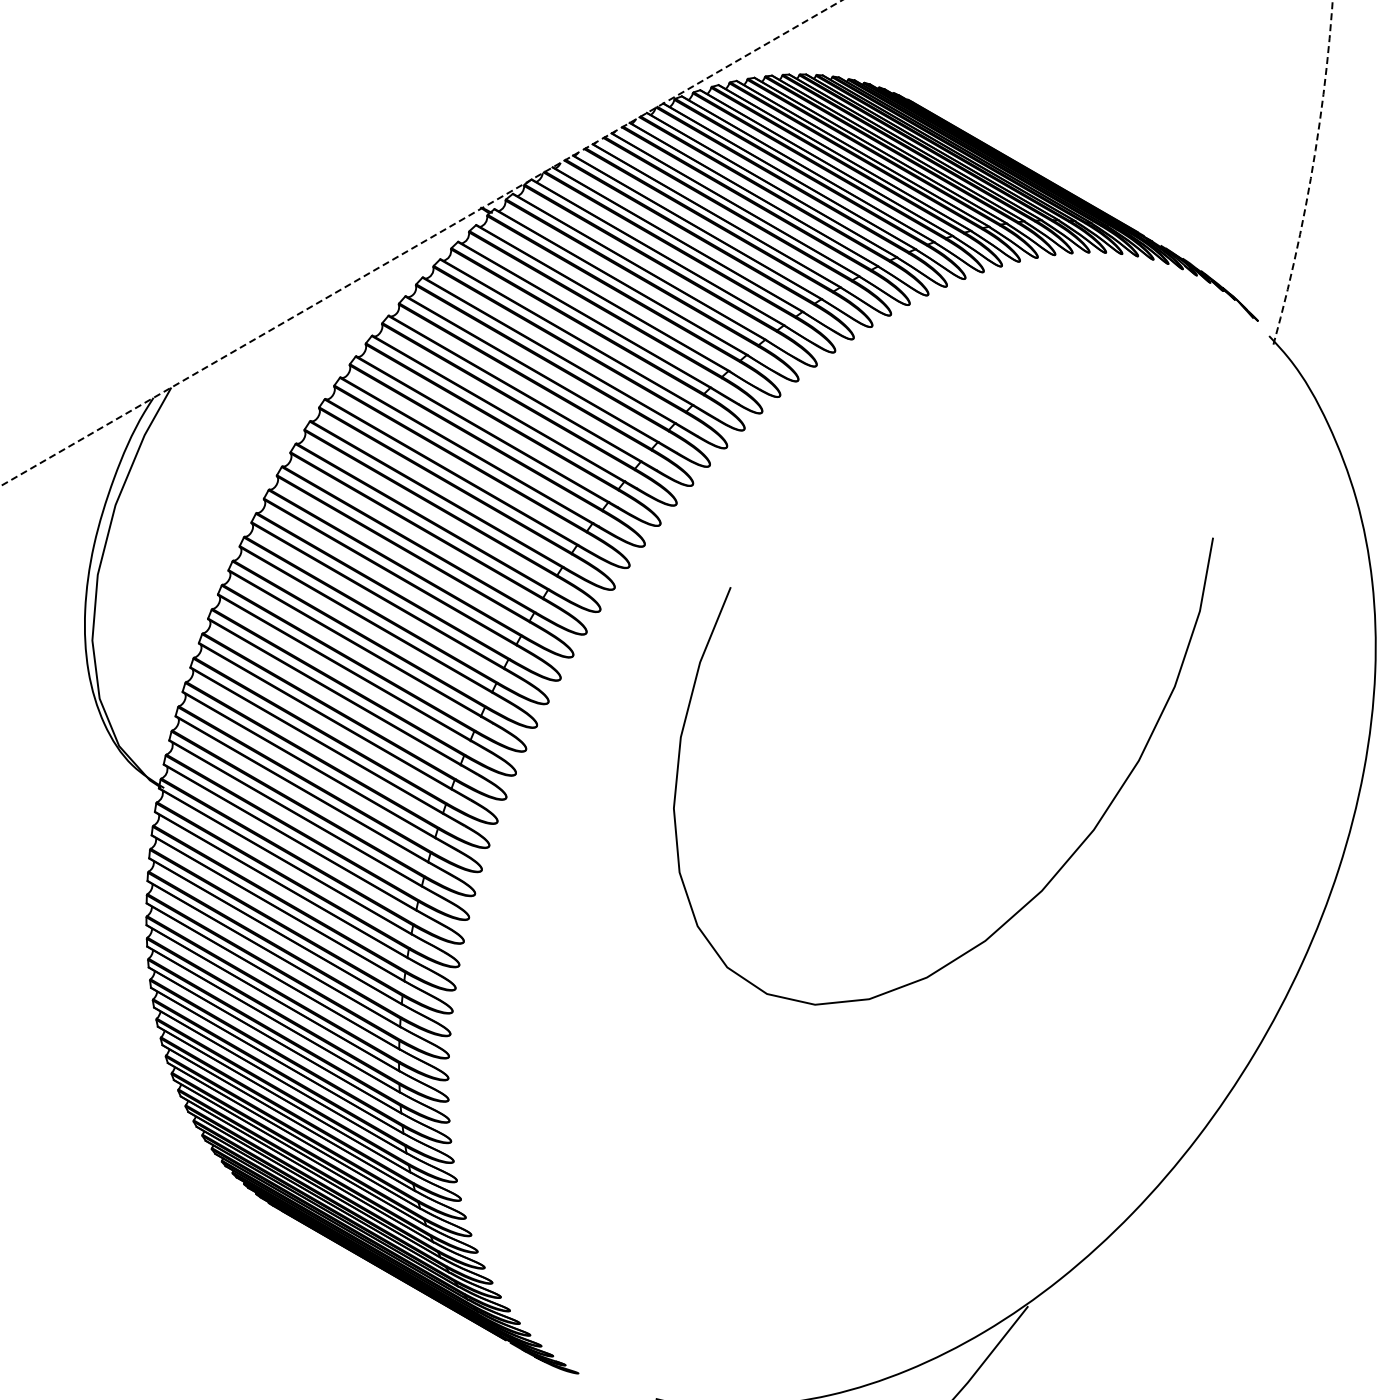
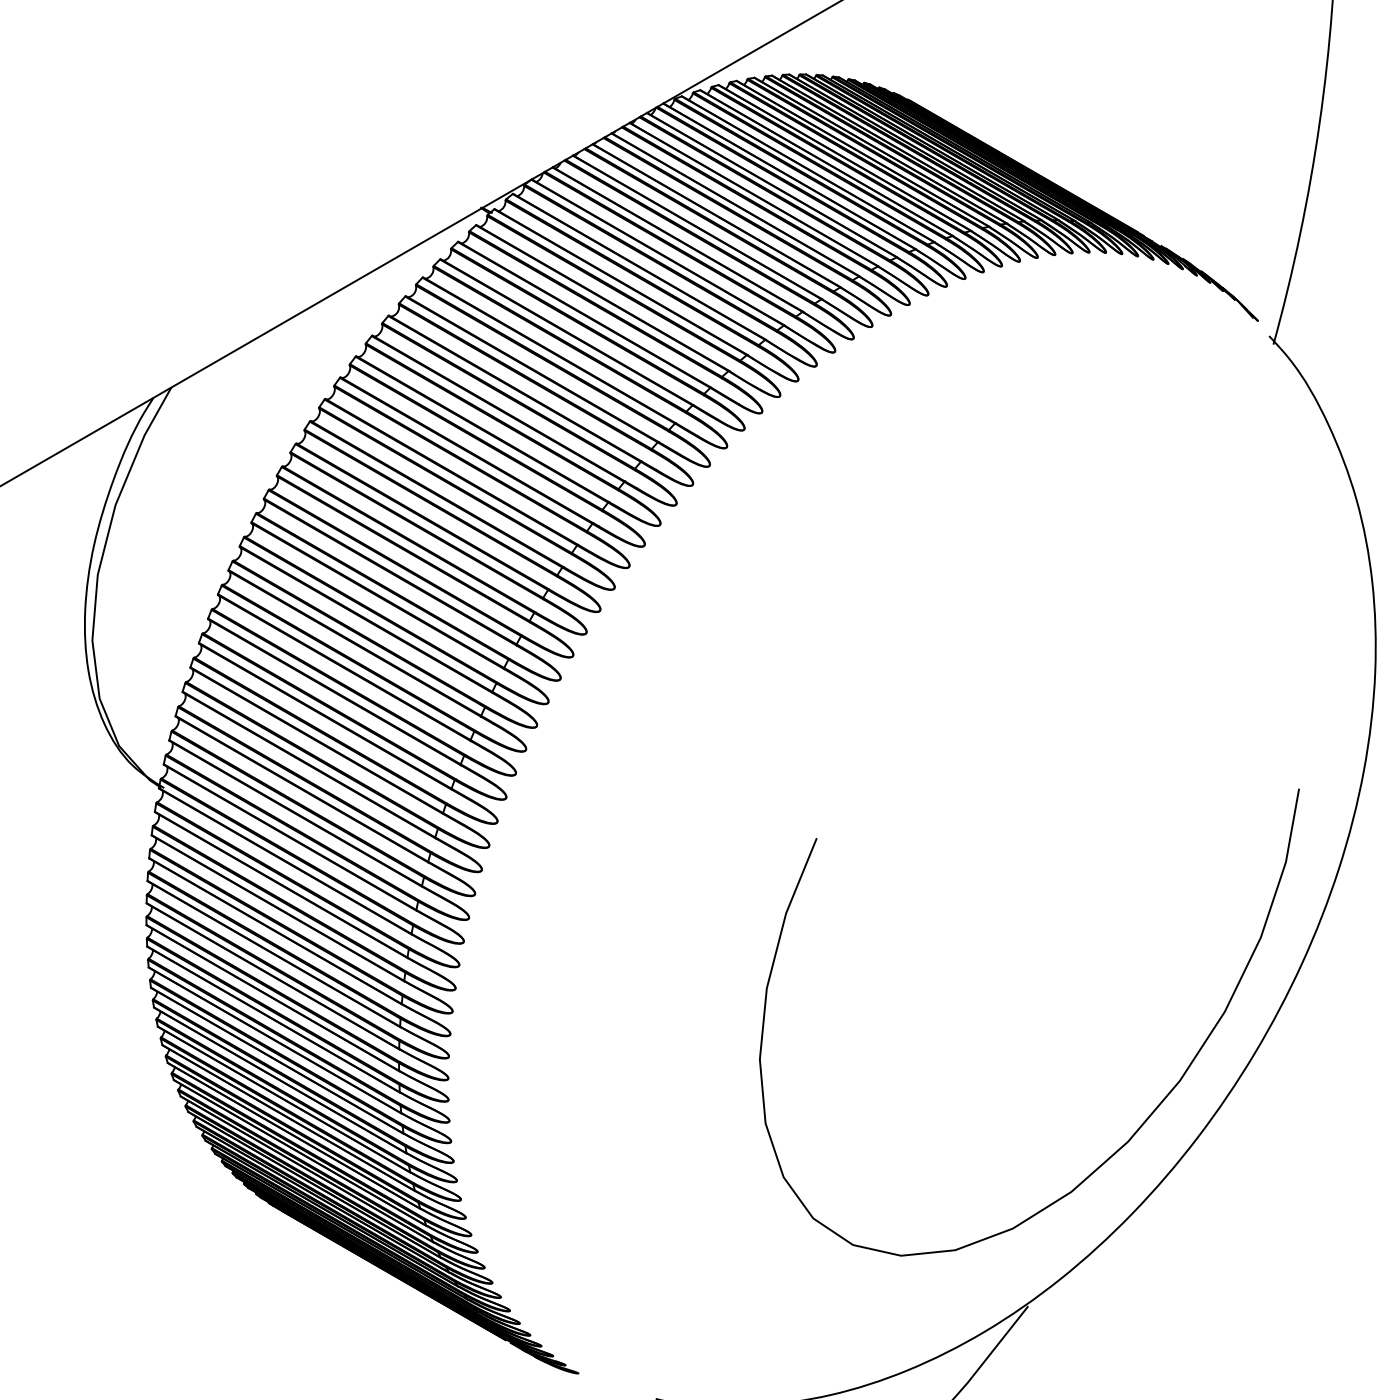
arc: dashed -> solid (1311, 173)
line: dashed -> solid (421, 243)
curve position: (1058, 869) -> (1144, 1120) (1144, 1120)
